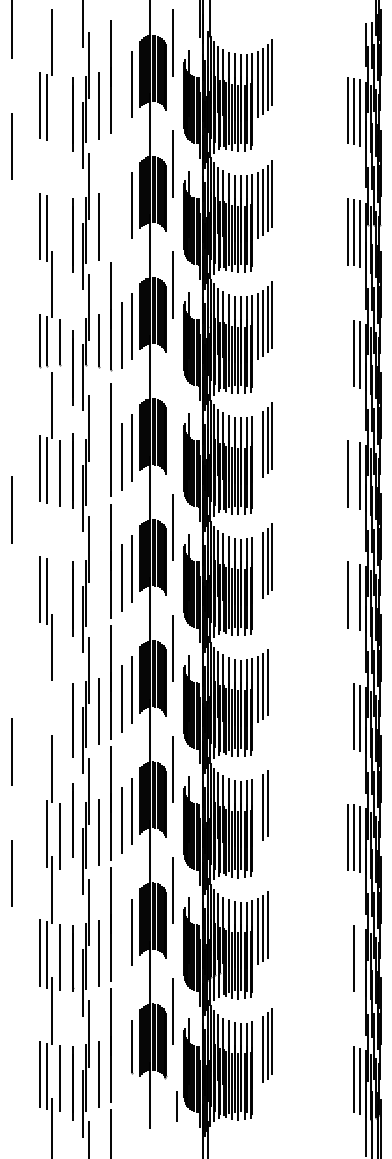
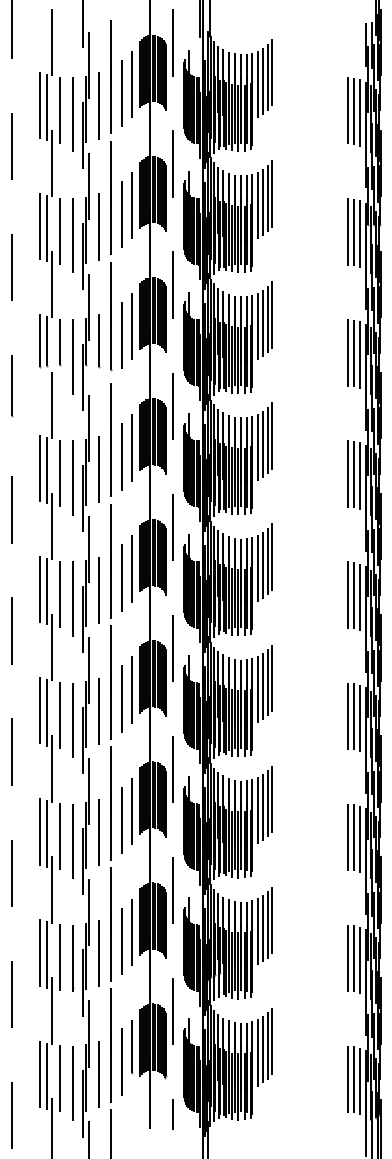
line: none -> present (121, 93)
line: none -> present (59, 109)
line: none -> present (51, 163)
line: none -> present (110, 197)
line: none -> present (121, 214)
line: none -> present (59, 230)
line: none -> present (11, 267)
line: none -> present (348, 352)
line position: (72, 367) -> (72, 356) (72, 356)
line: none -> present (12, 386)
line: none -> present (172, 405)
line: none -> present (258, 447)
line: none -> present (98, 468)
line position: (72, 470) -> (72, 477) (72, 477)
line: none -> present (354, 474)
line: none -> present (51, 526)
line: none -> present (258, 568)
line: none -> present (98, 589)
line: none -> present (59, 594)
line: none -> present (354, 595)
line: none -> present (11, 630)
line: none -> present (271, 677)
line: none -> present (40, 710)
line: none -> present (46, 712)
line: none -> present (59, 715)
line: none -> present (348, 715)
line: none -> present (271, 798)
line: none -> present (258, 810)
line position: (72, 820) -> (72, 841) (72, 841)
line: none -> present (40, 831)
line: none -> present (271, 919)
line: none -> present (121, 940)
line: none -> present (348, 957)
line: none -> present (360, 960)
line: none -> present (11, 994)
line: none -> present (258, 1052)
line: none -> present (121, 1061)
line: none -> present (348, 1079)
line position: (176, 1106) -> (172, 1114) (172, 1114)
line: none -> present (11, 1115)
